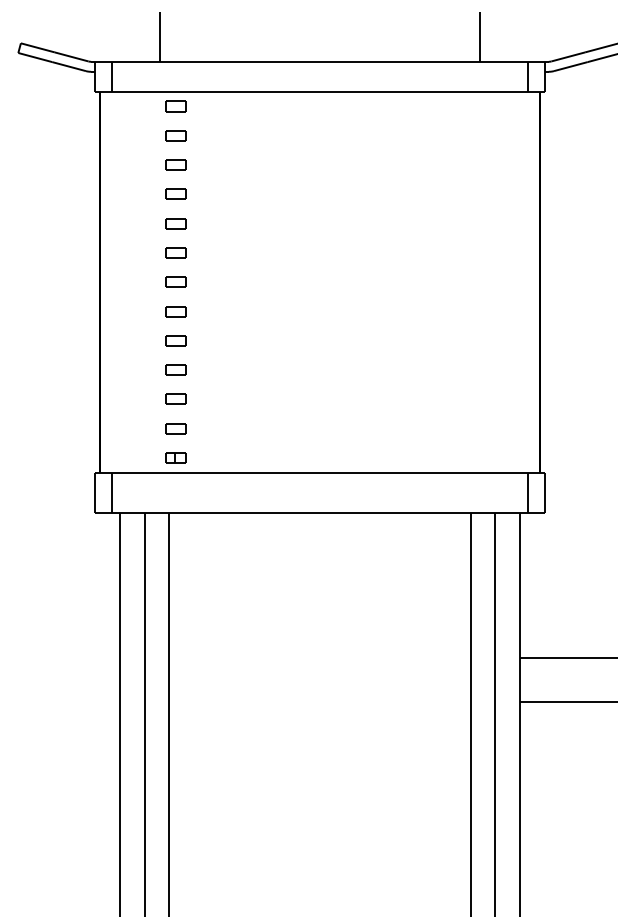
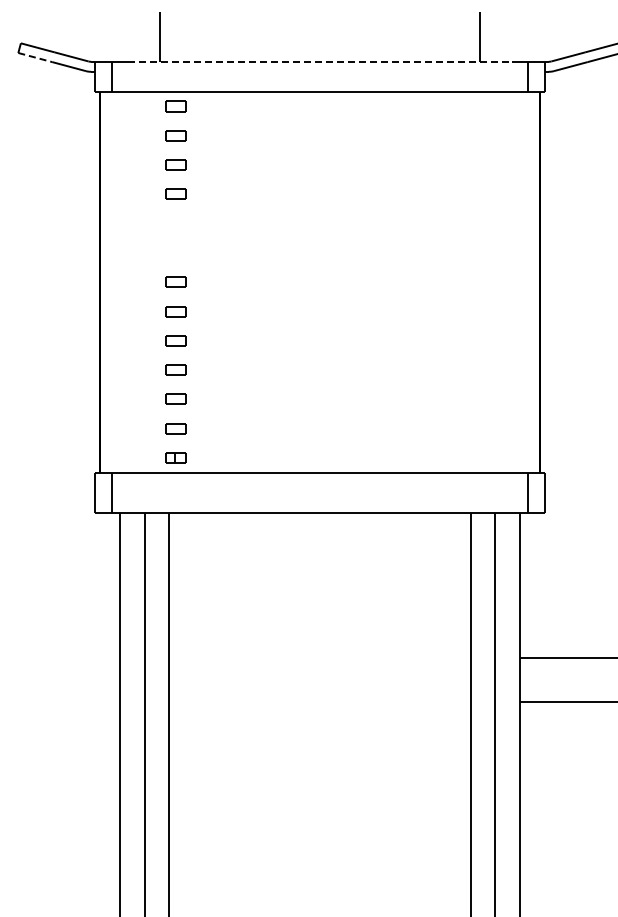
line: solid -> dashed (35, 57)
line: solid -> dashed (319, 61)
part: present -> none (175, 223)
part: present -> none (175, 252)
